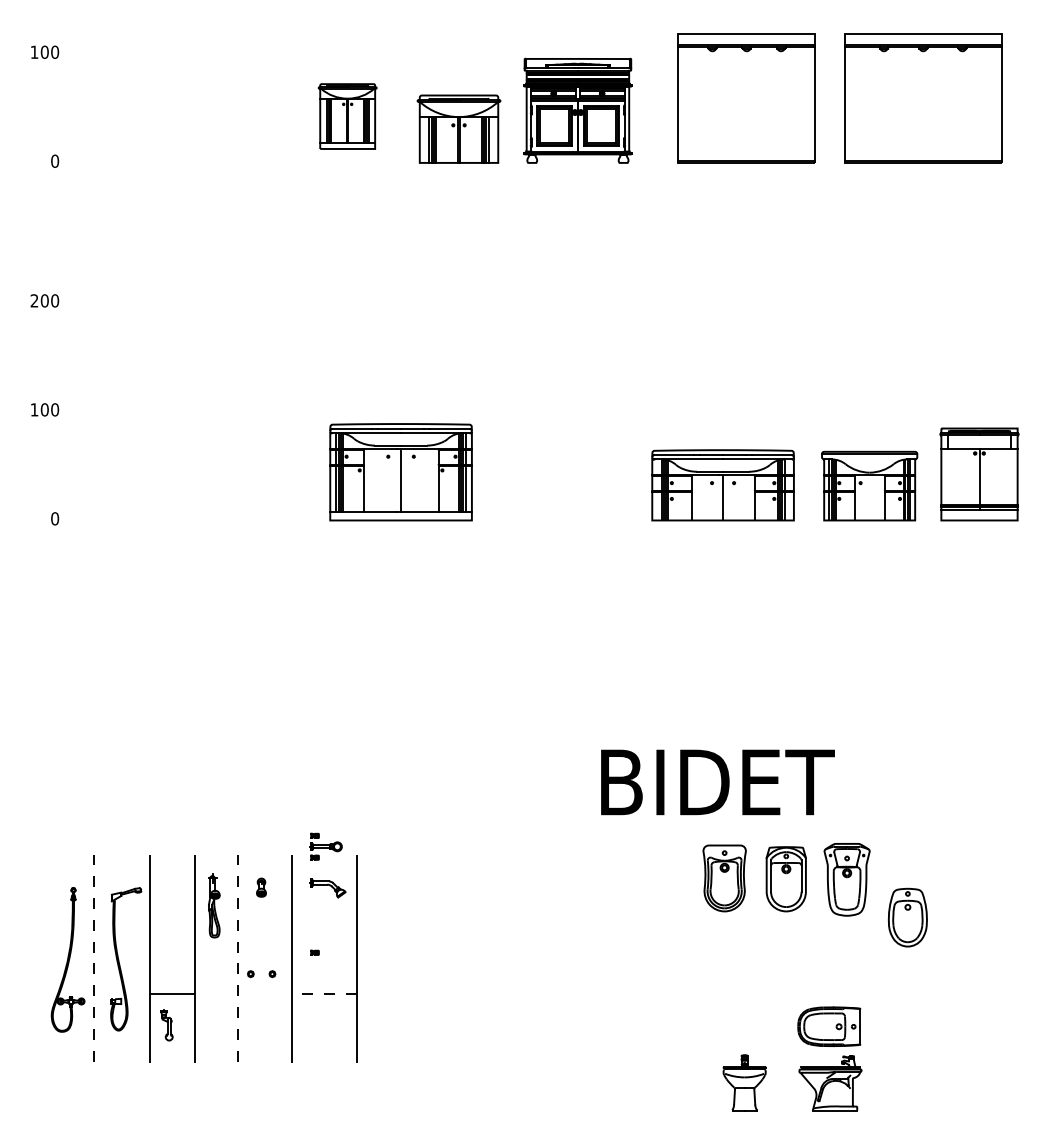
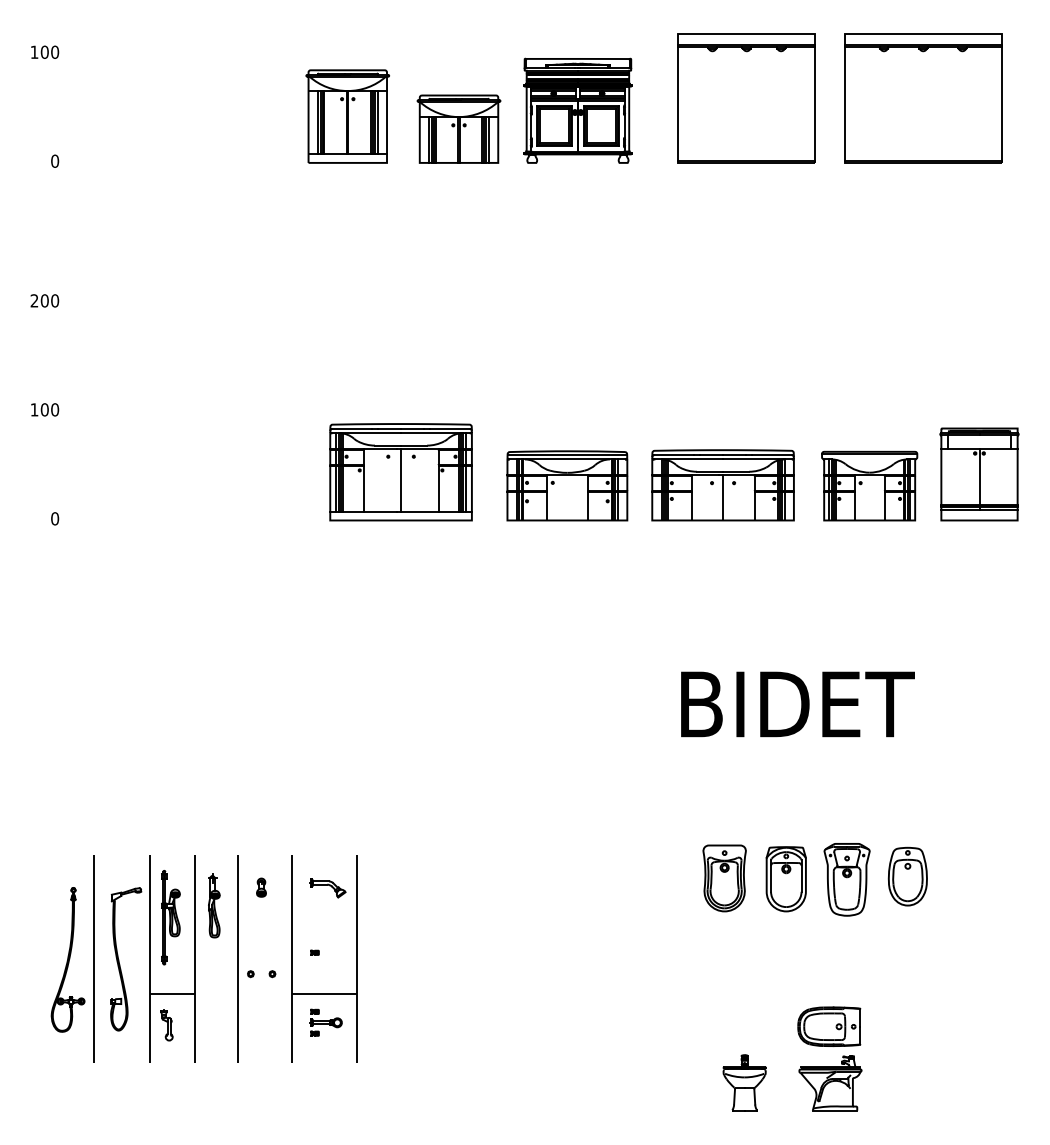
part size: 61x67 px -> 85x95 px (347, 116)
part: none -> present (567, 485)
text position: (717, 782) -> (797, 704) (797, 704)
part position: (325, 846) -> (325, 1022) (325, 1022)
part: none -> present (170, 917)
part position: (907, 917) -> (907, 876) (907, 876)
line: dashed -> solid (94, 959)
line: dashed -> solid (238, 959)
line: dashed -> solid (324, 993)
